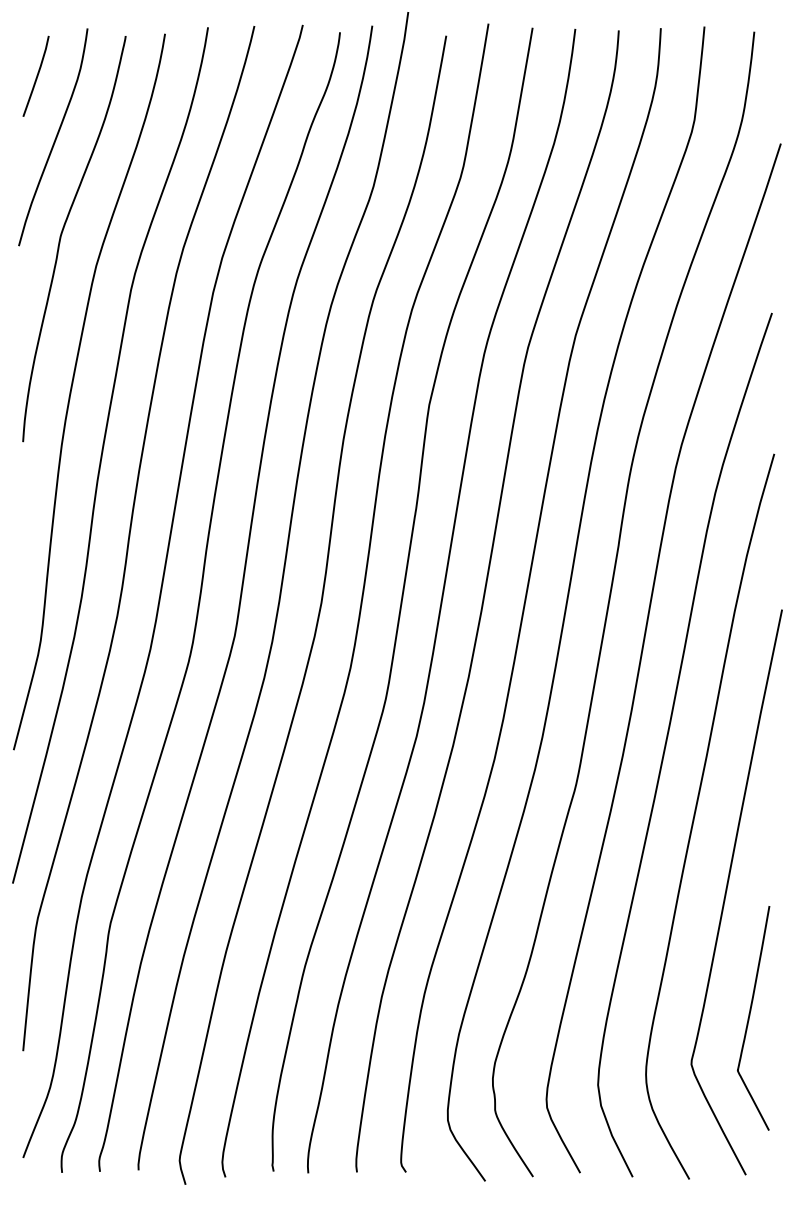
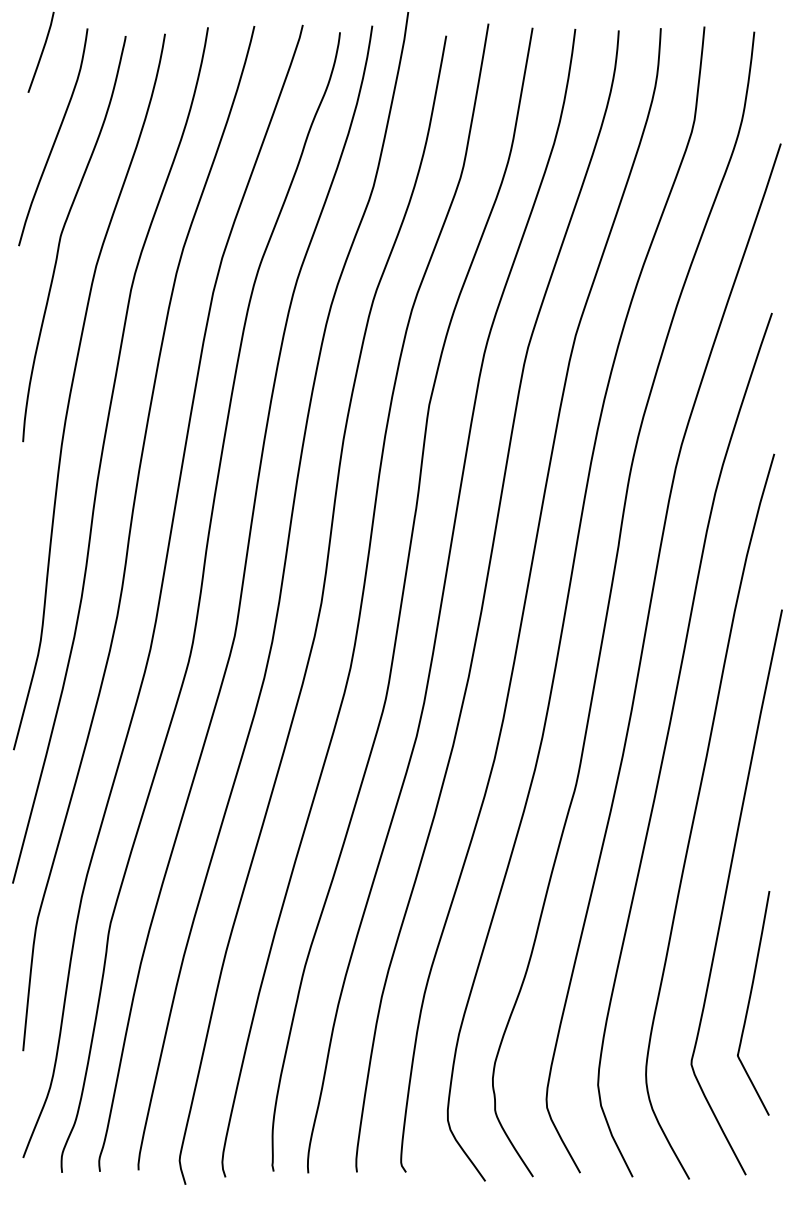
curve position: (36, 75) -> (41, 51) (41, 51)
curve position: (750, 1016) -> (750, 1001) (750, 1001)
